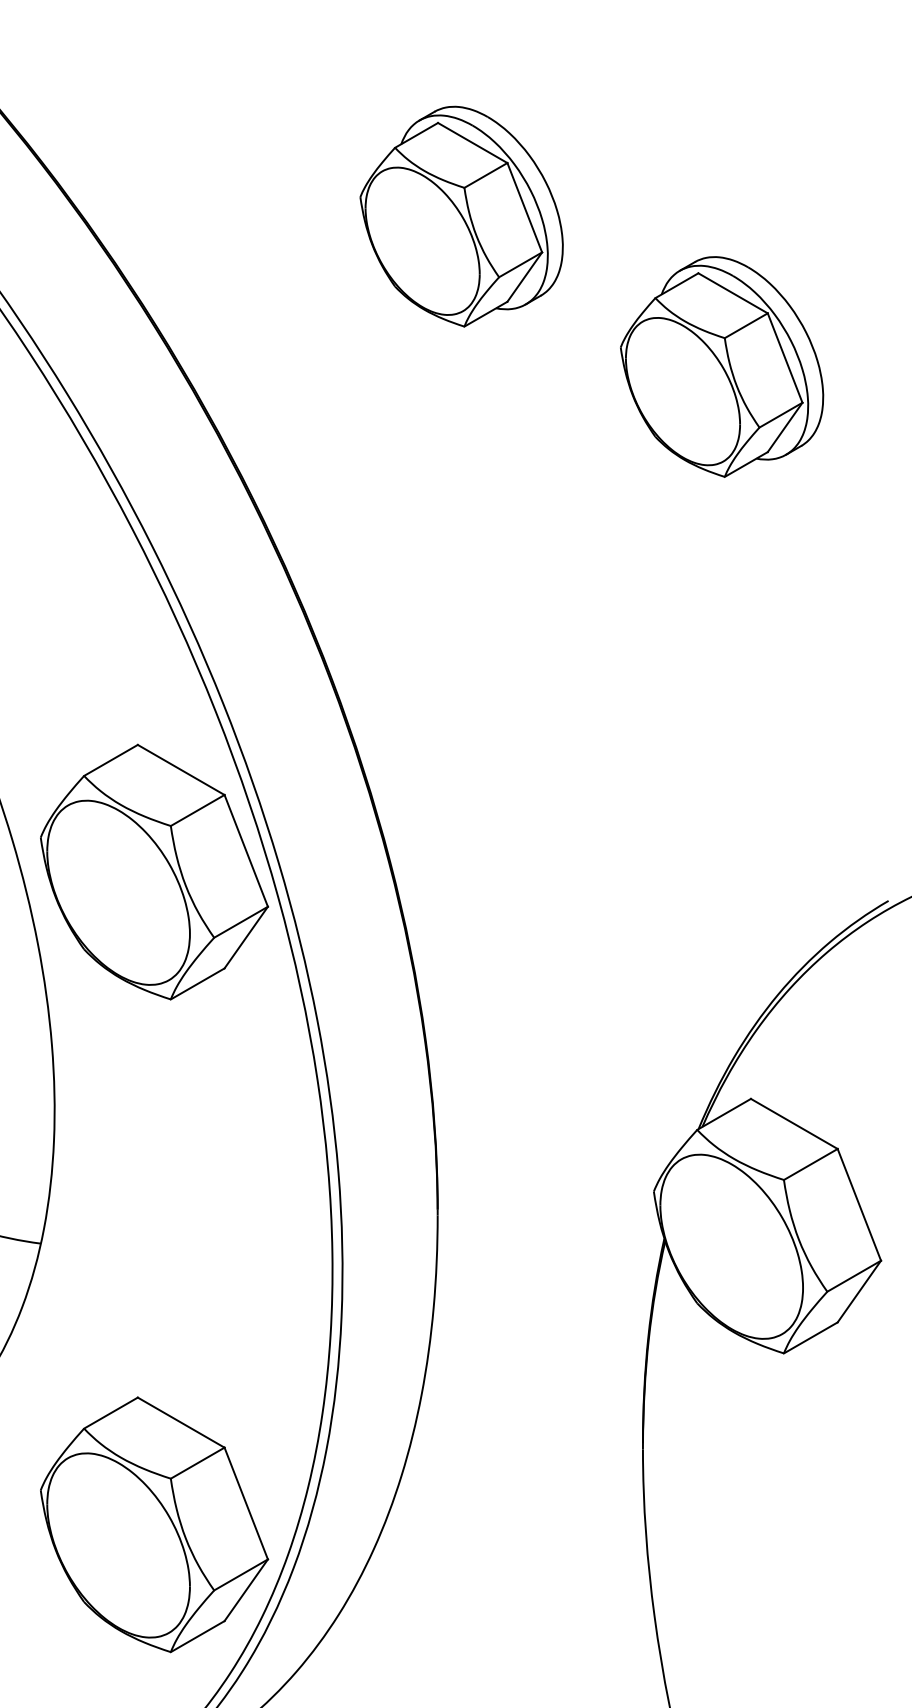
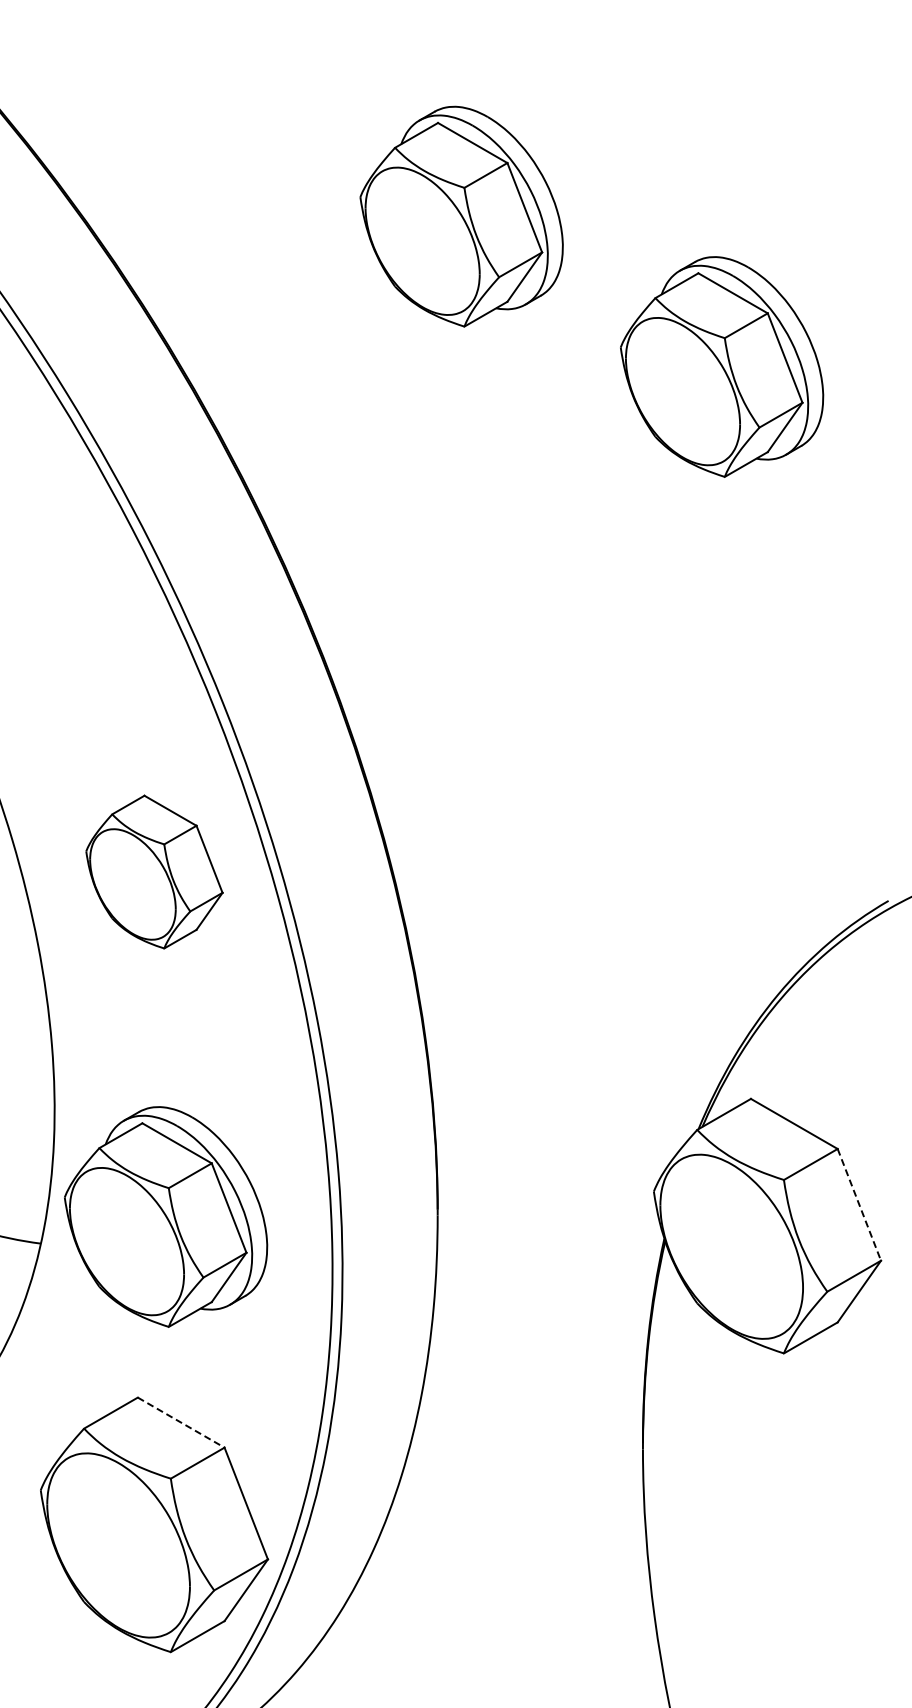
part size: 229x258 px -> 139x156 px (154, 871)
line: solid -> dashed (859, 1204)
part: none -> present (166, 1216)
line: solid -> dashed (181, 1422)
